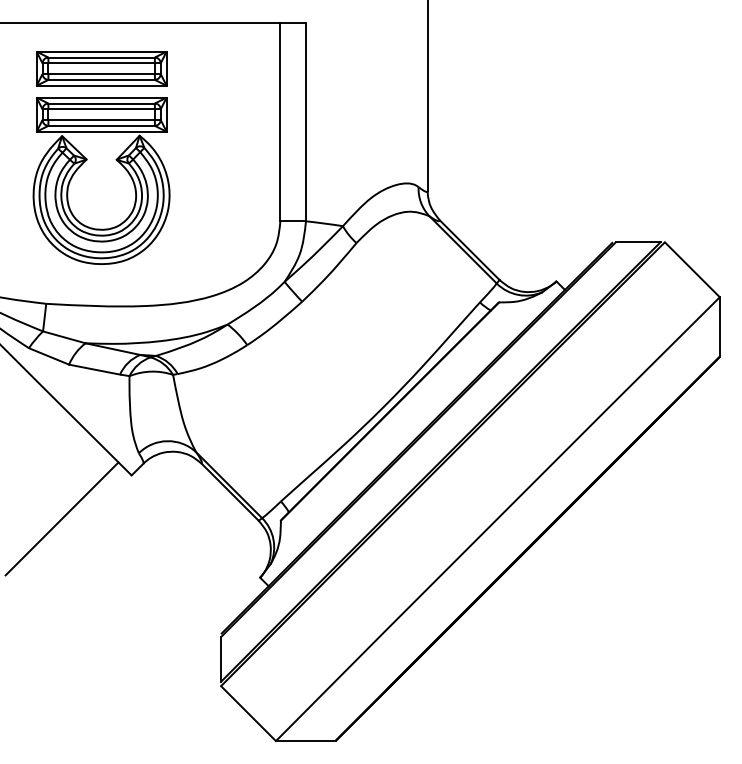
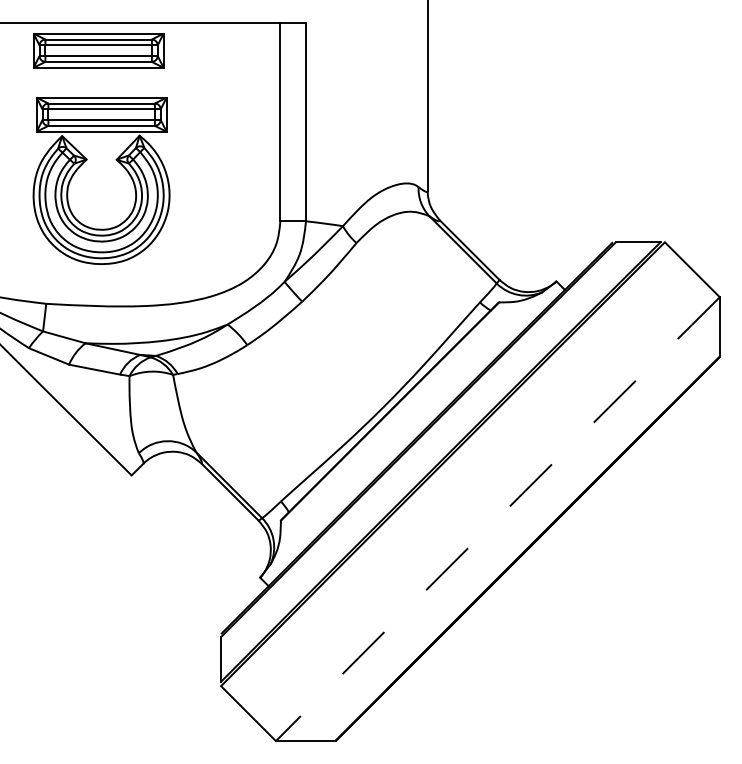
part position: (101, 68) -> (98, 50) (98, 50)
line: present -> none (61, 518)
arc: solid -> dashed (497, 518)
